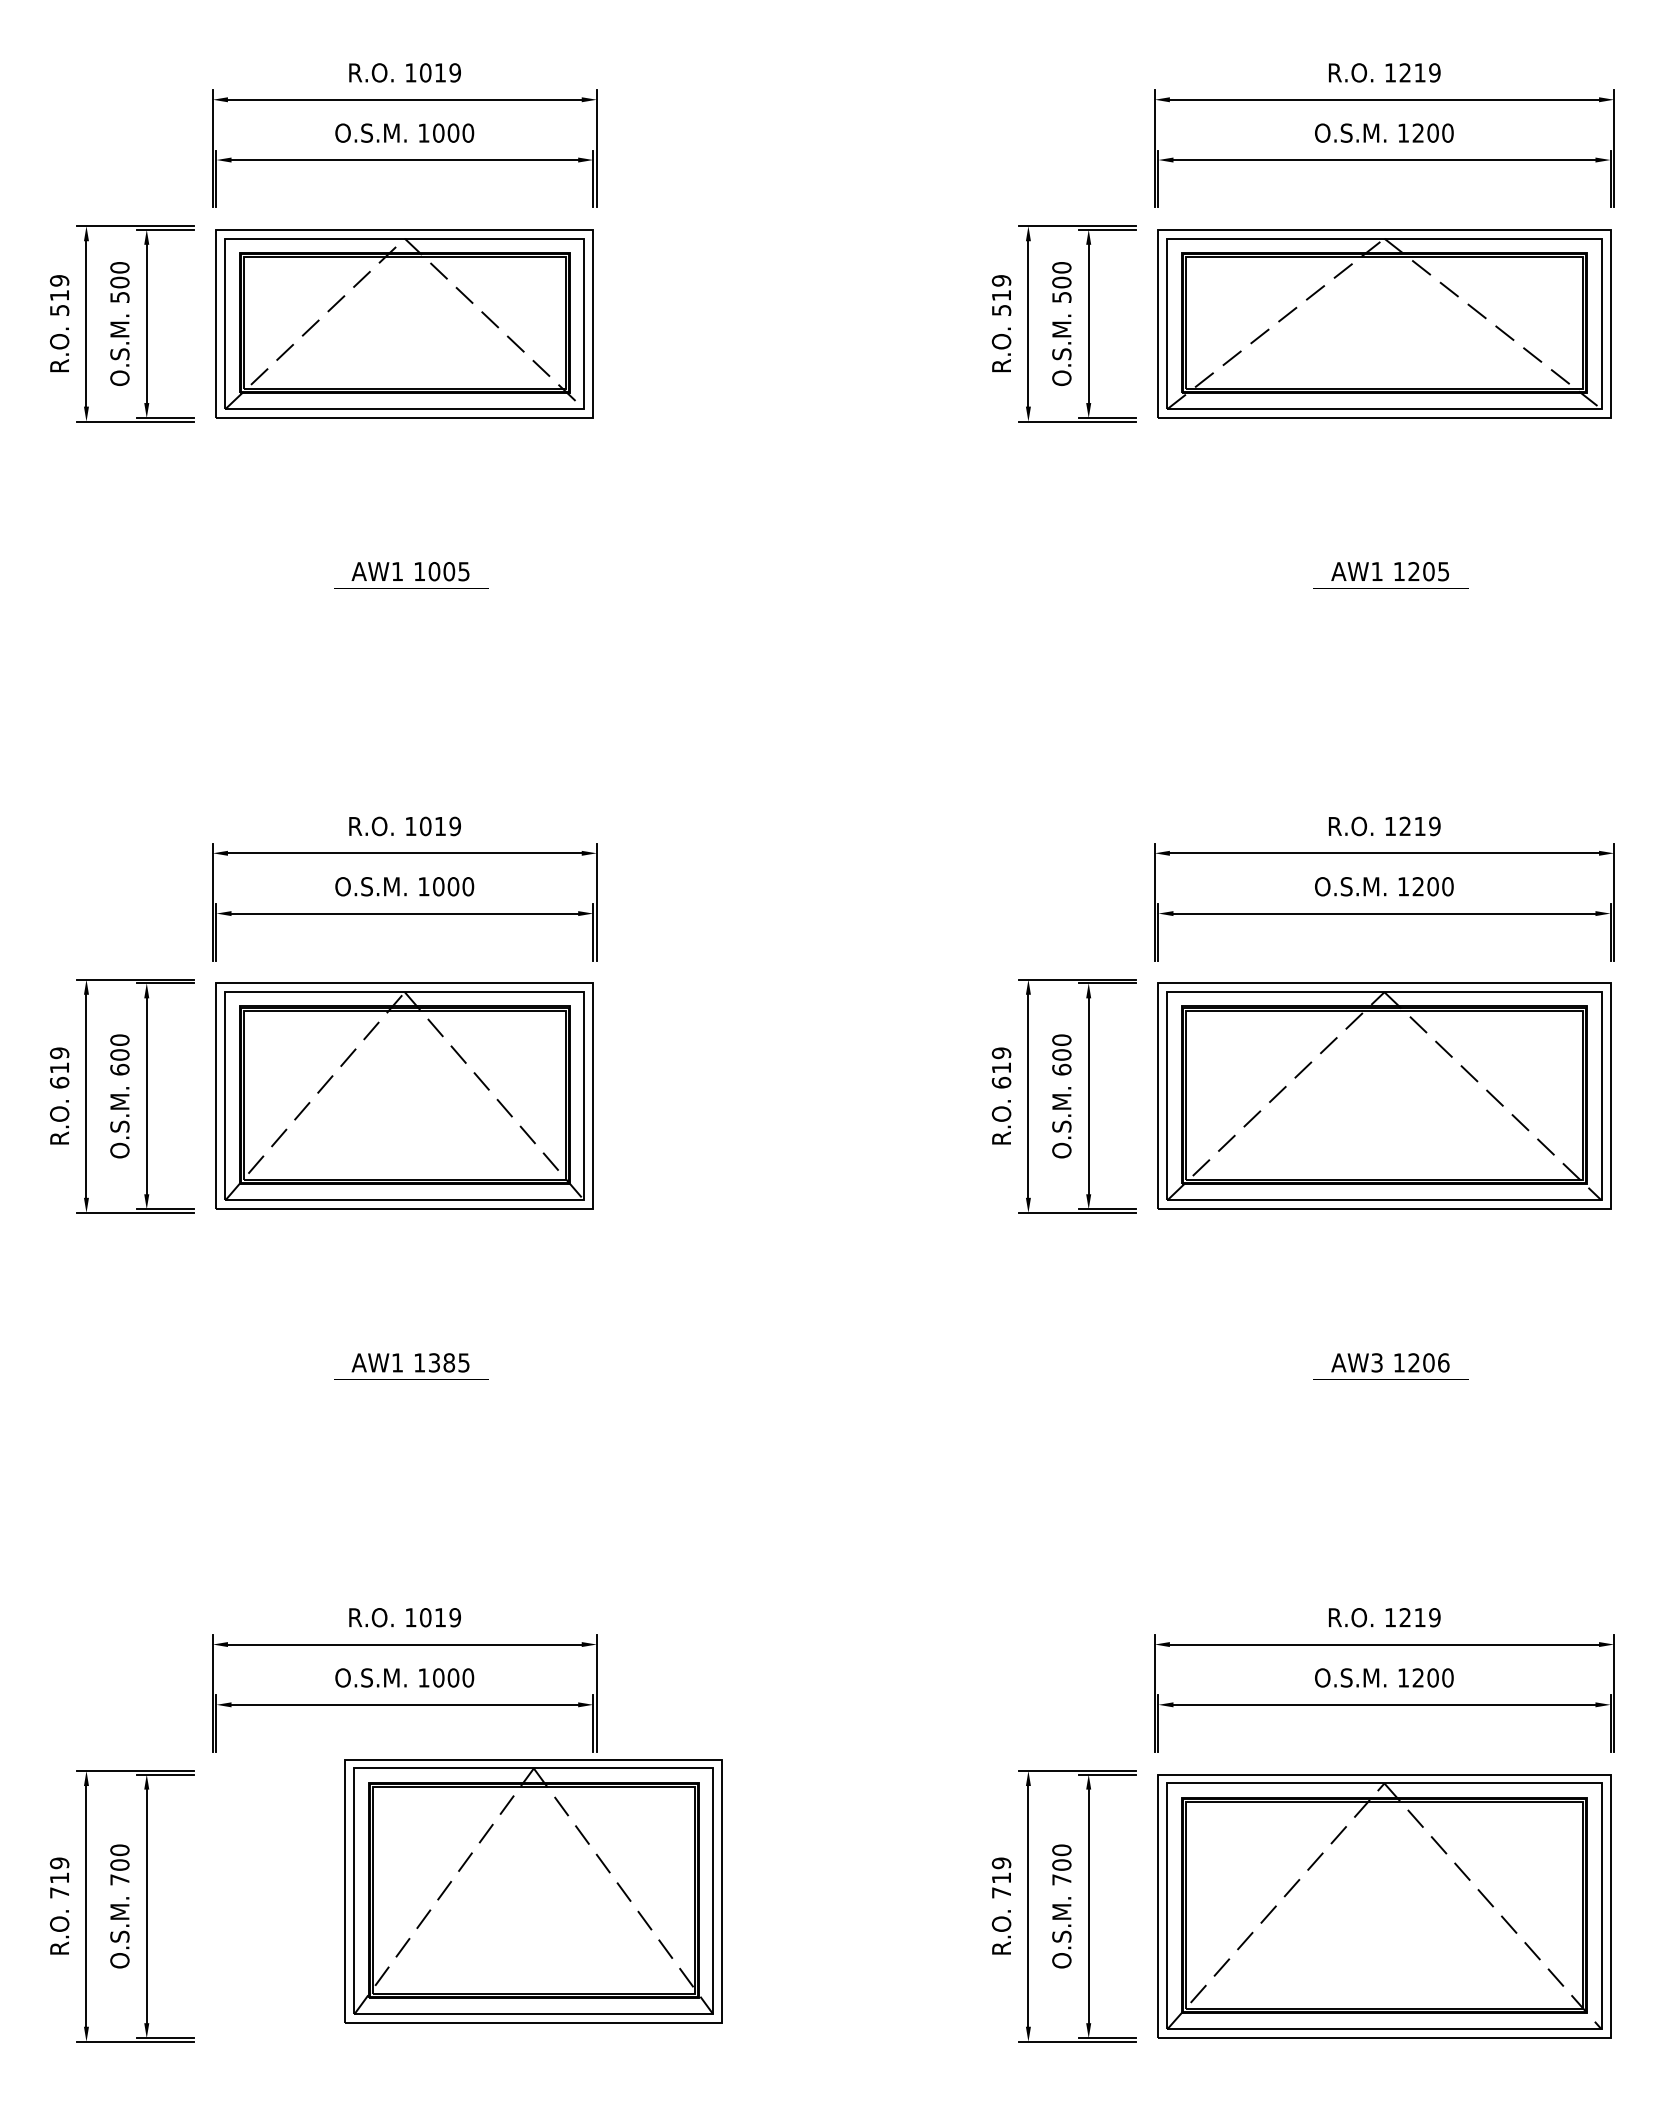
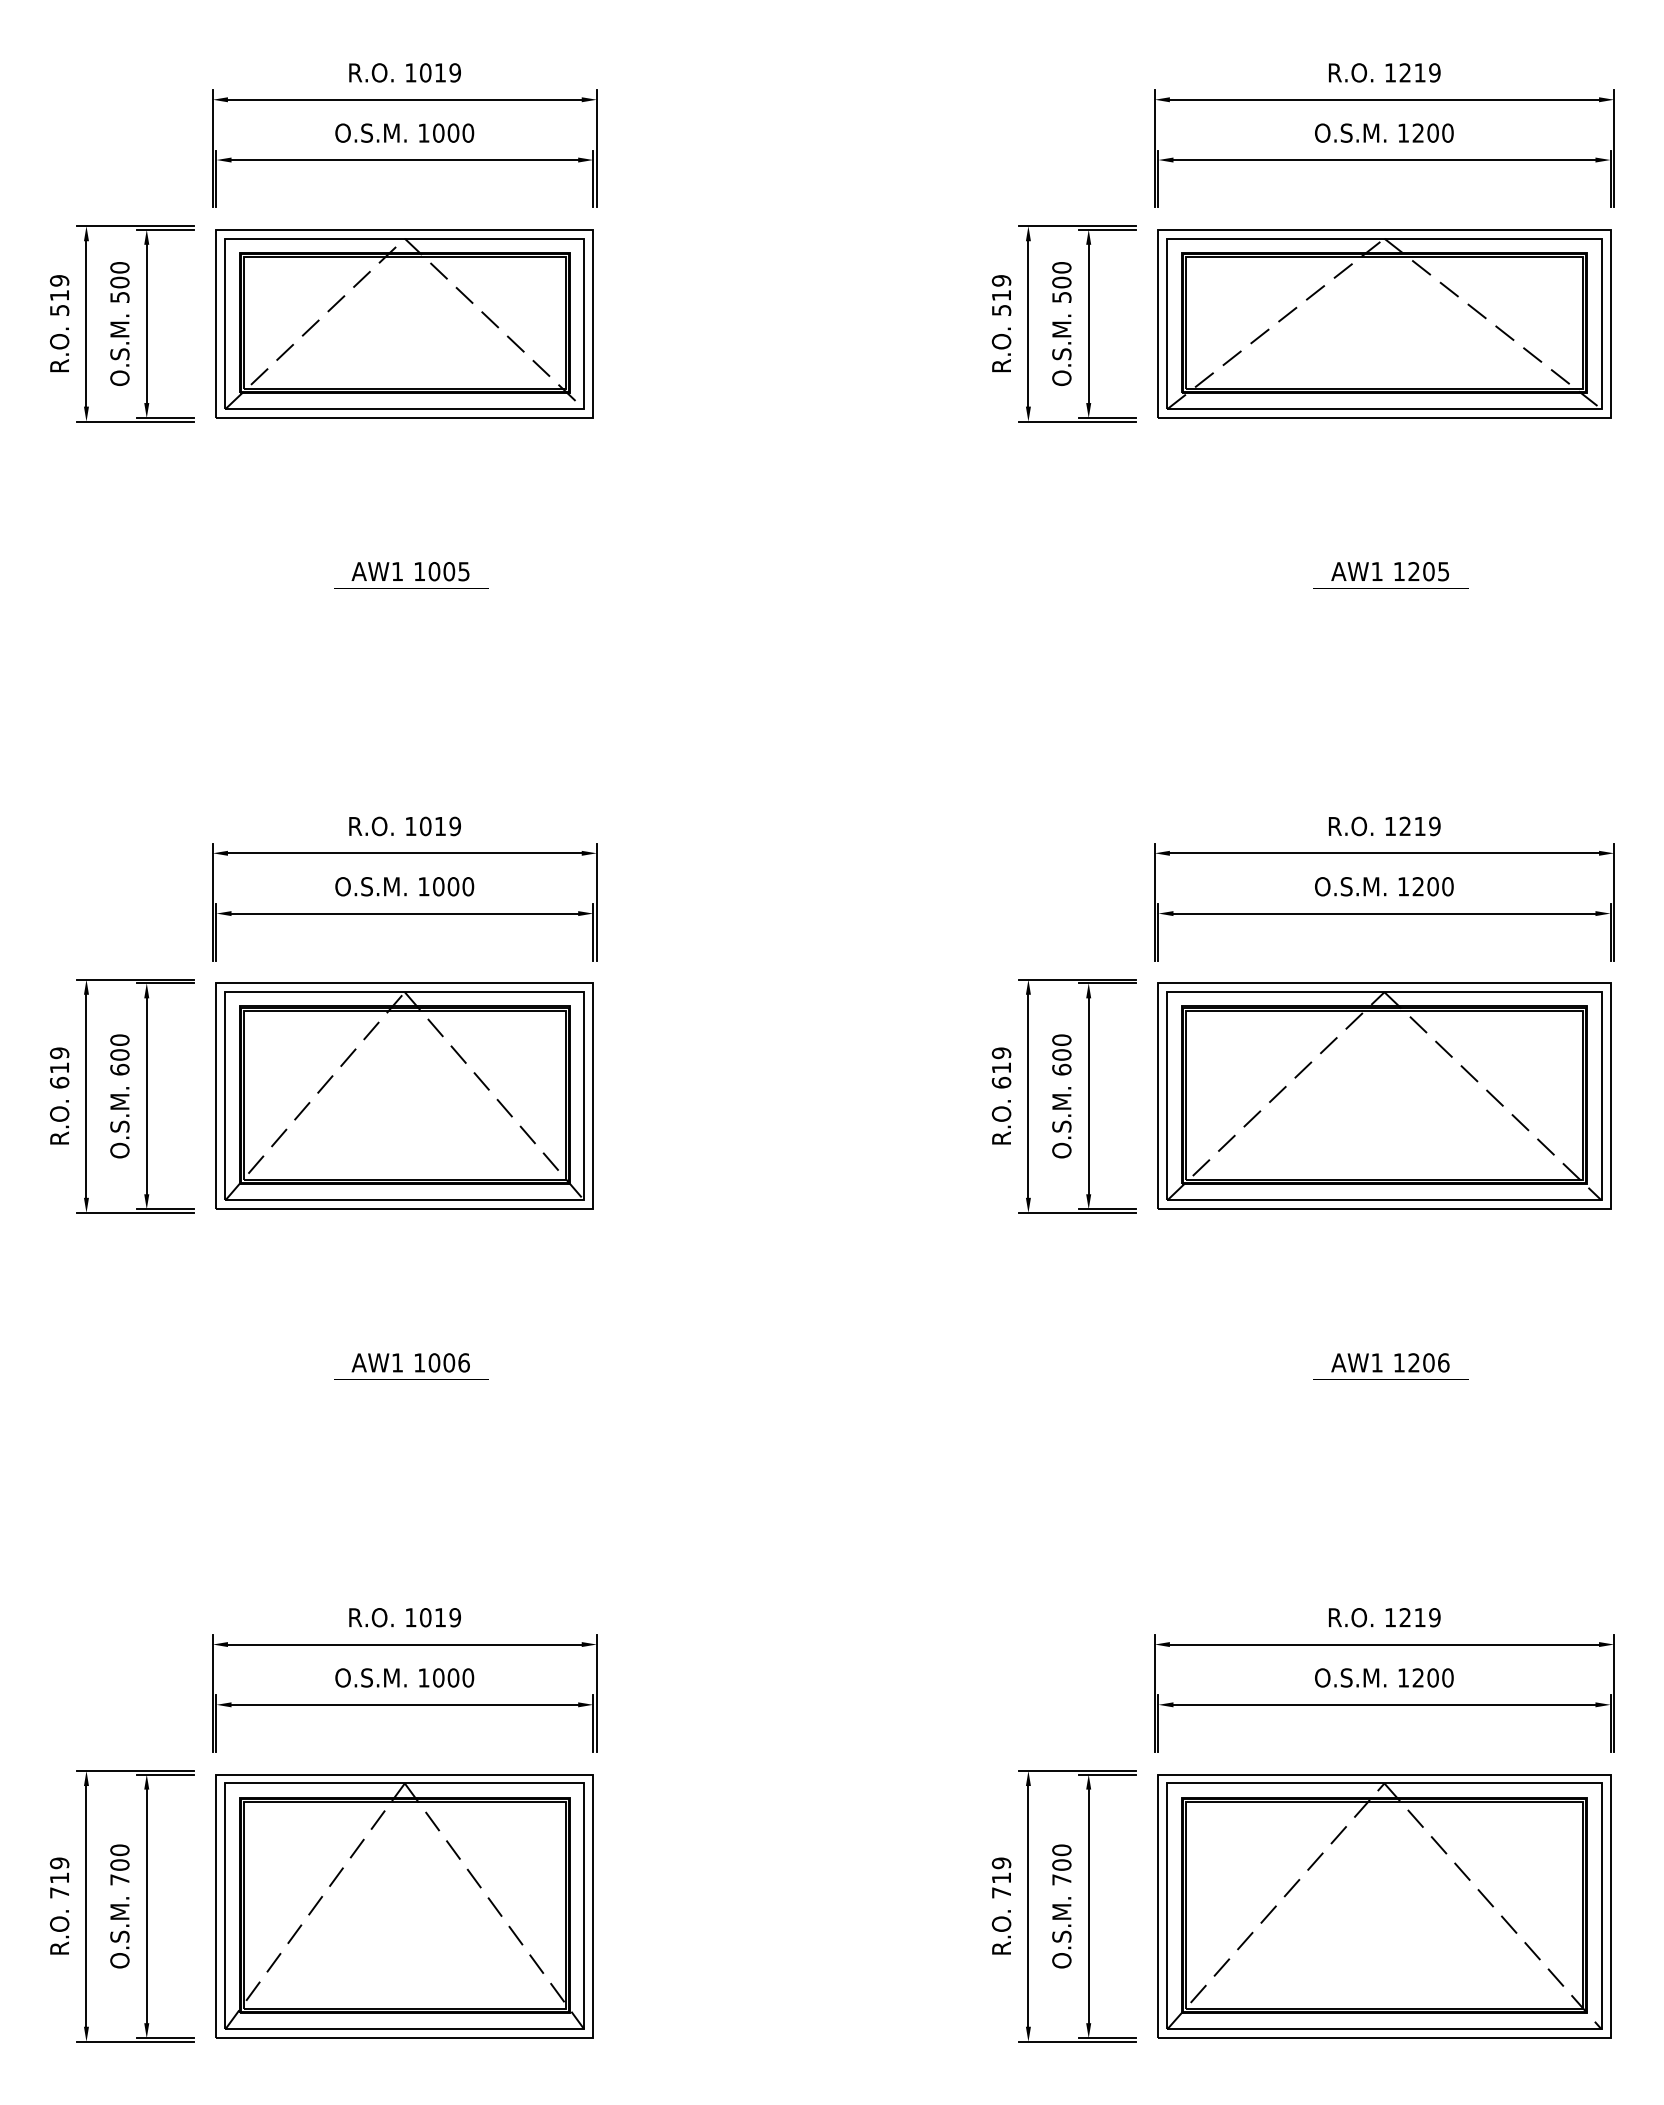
text: 1385 -> 1006 (448, 1362)
text: AW3 -> AW1 (1376, 1362)
part position: (533, 1891) -> (404, 1906) (404, 1906)
